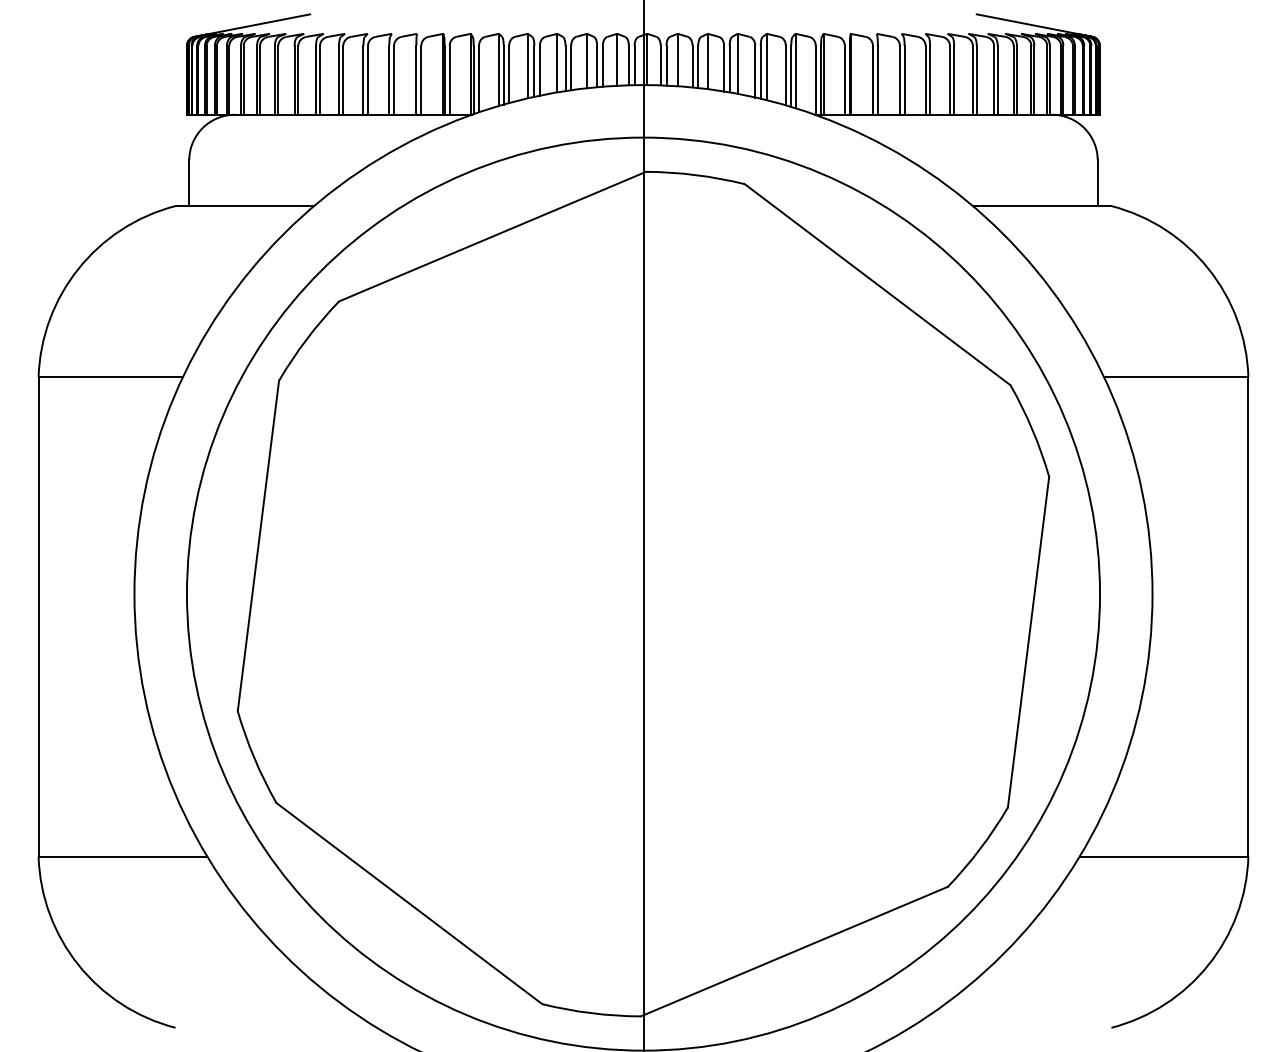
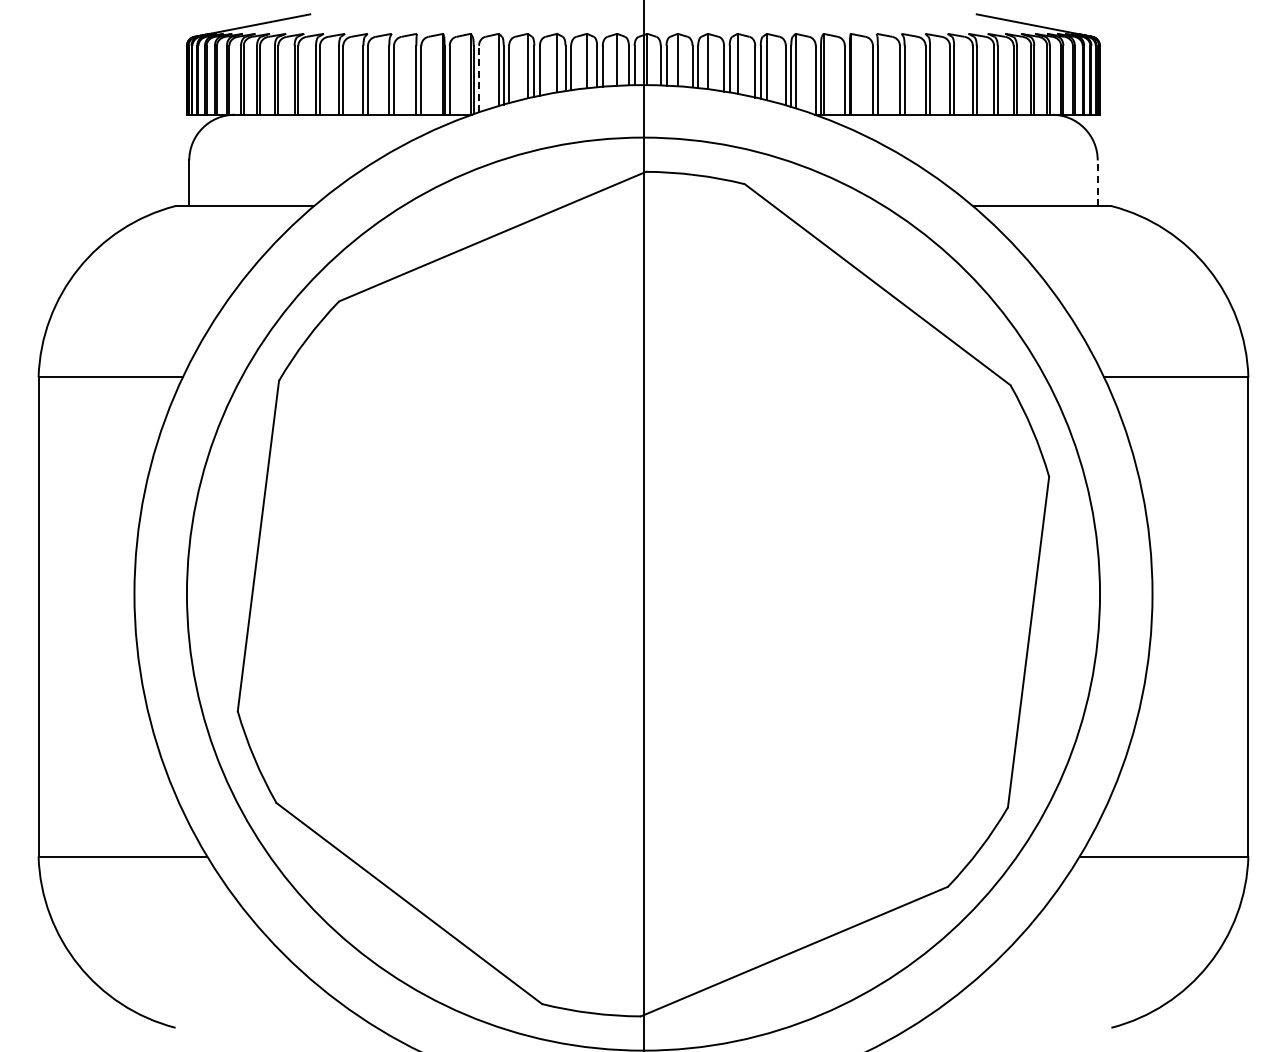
line: solid -> dashed (479, 78)
line: solid -> dashed (1097, 183)
